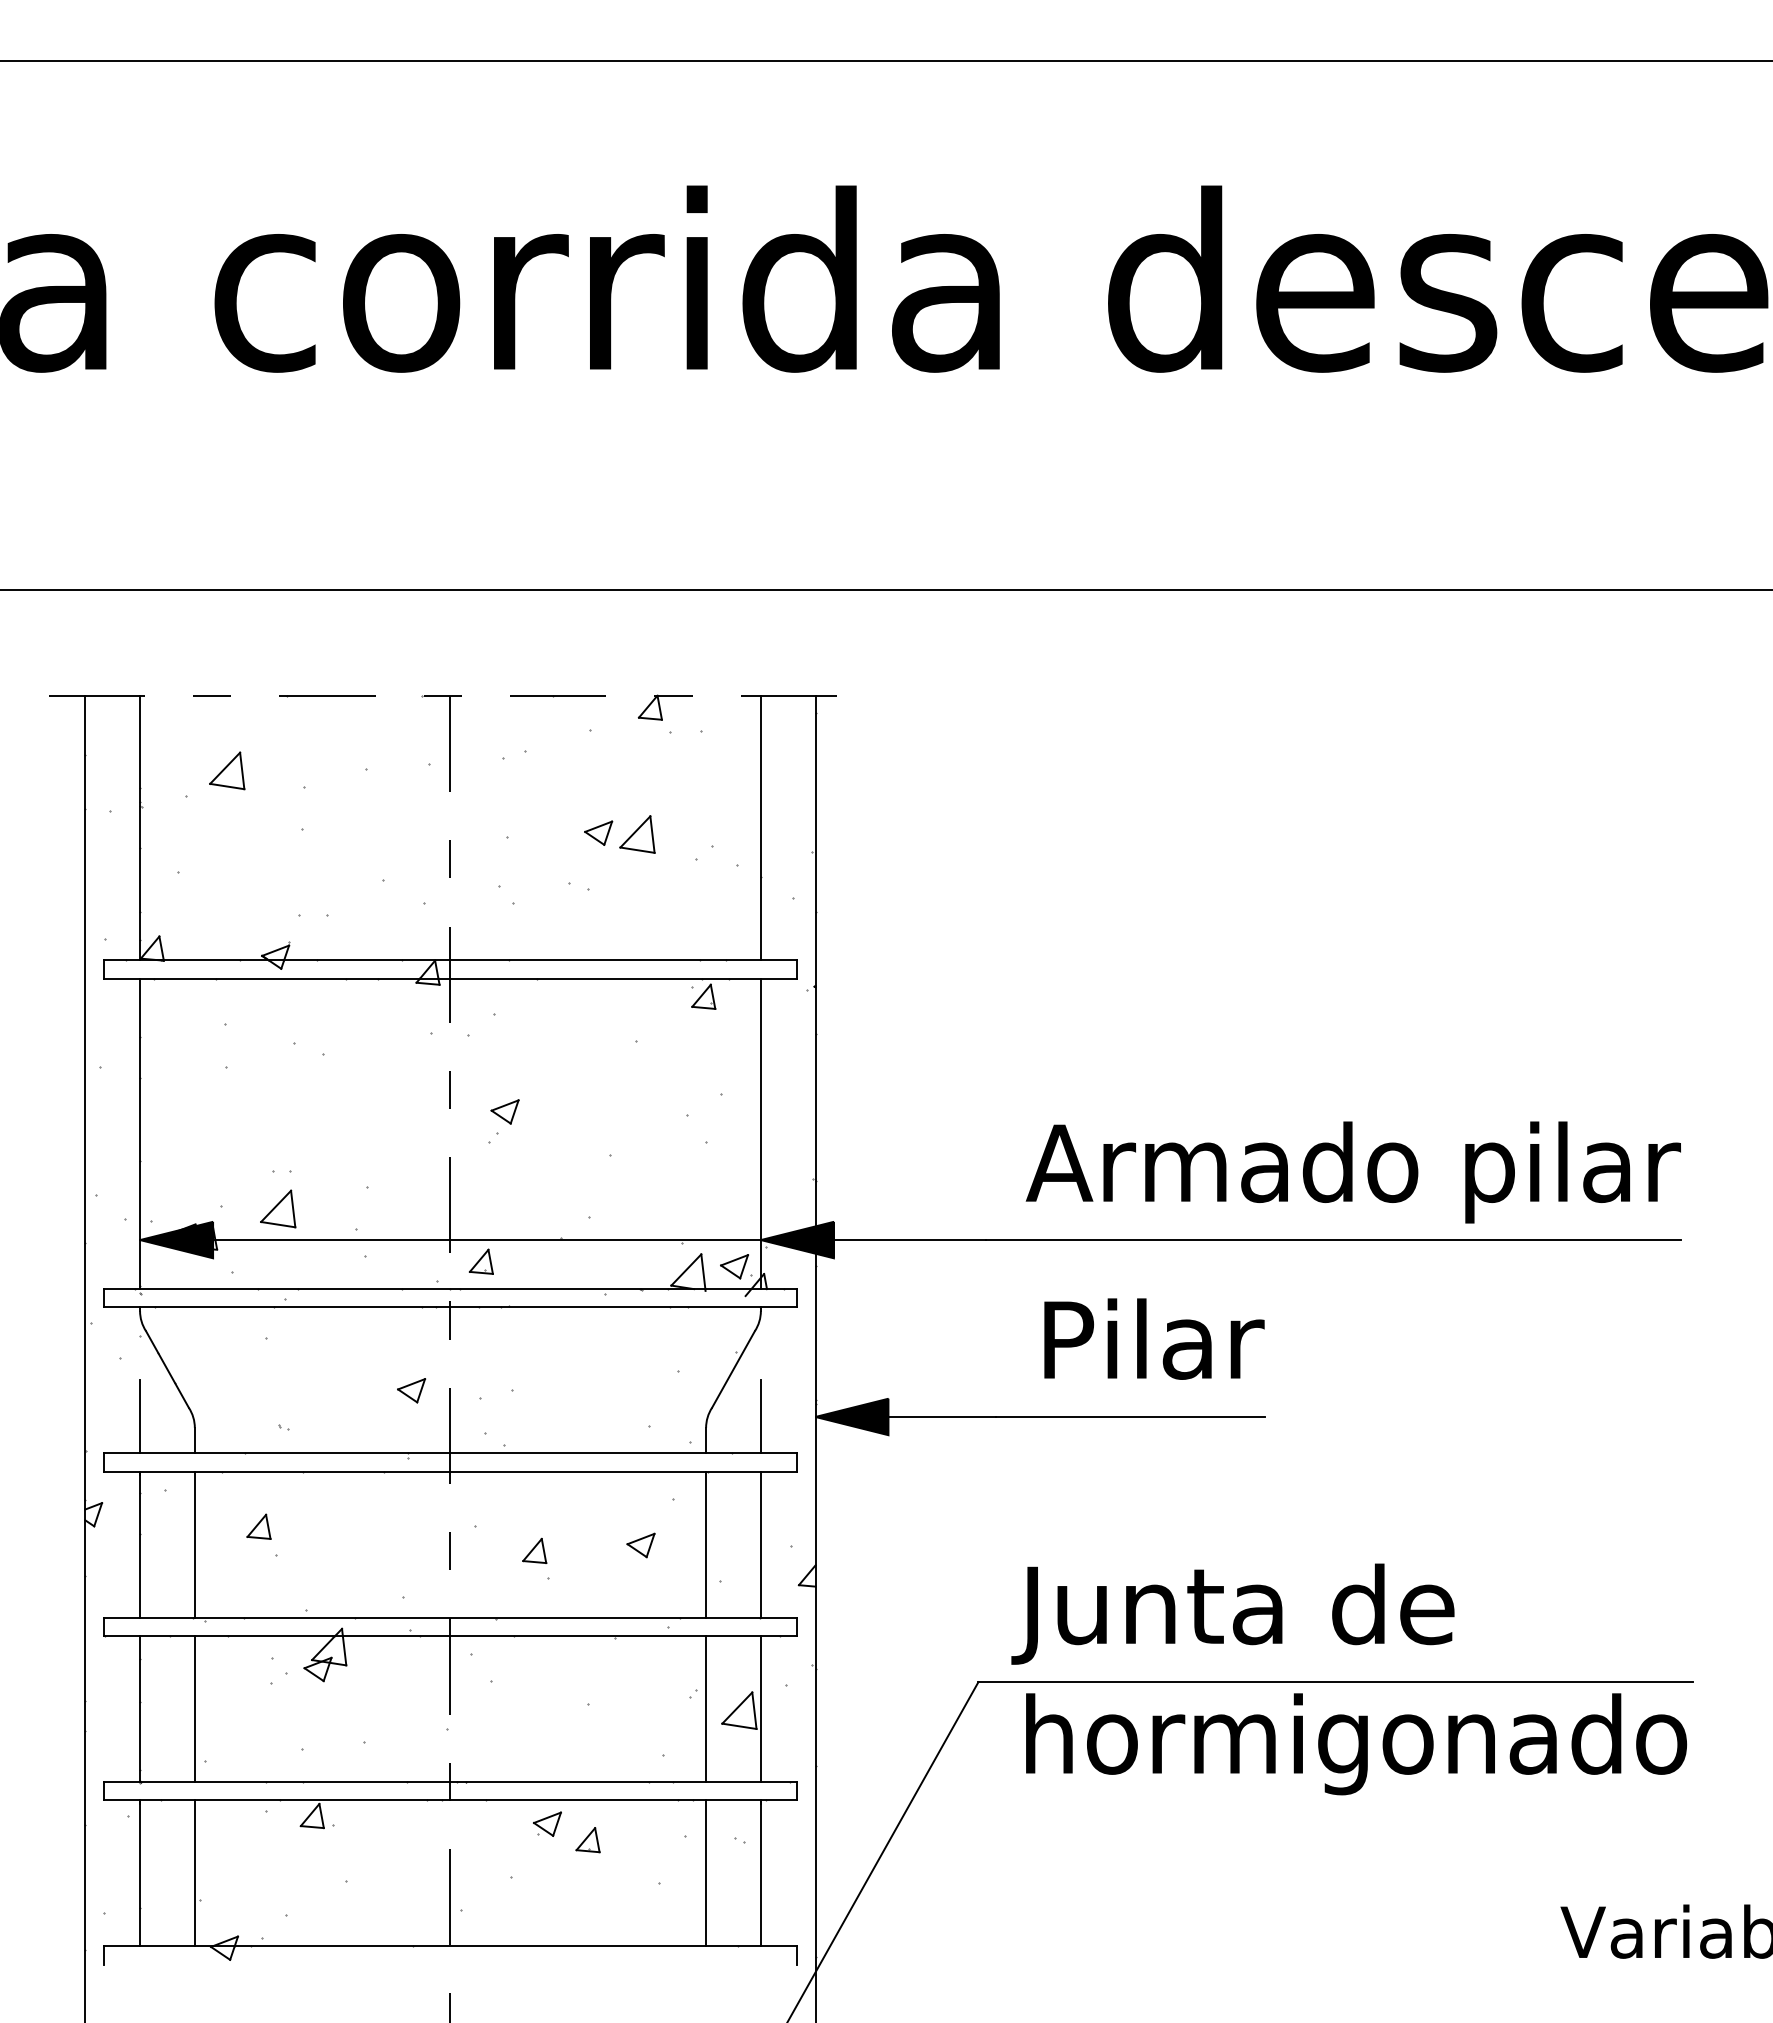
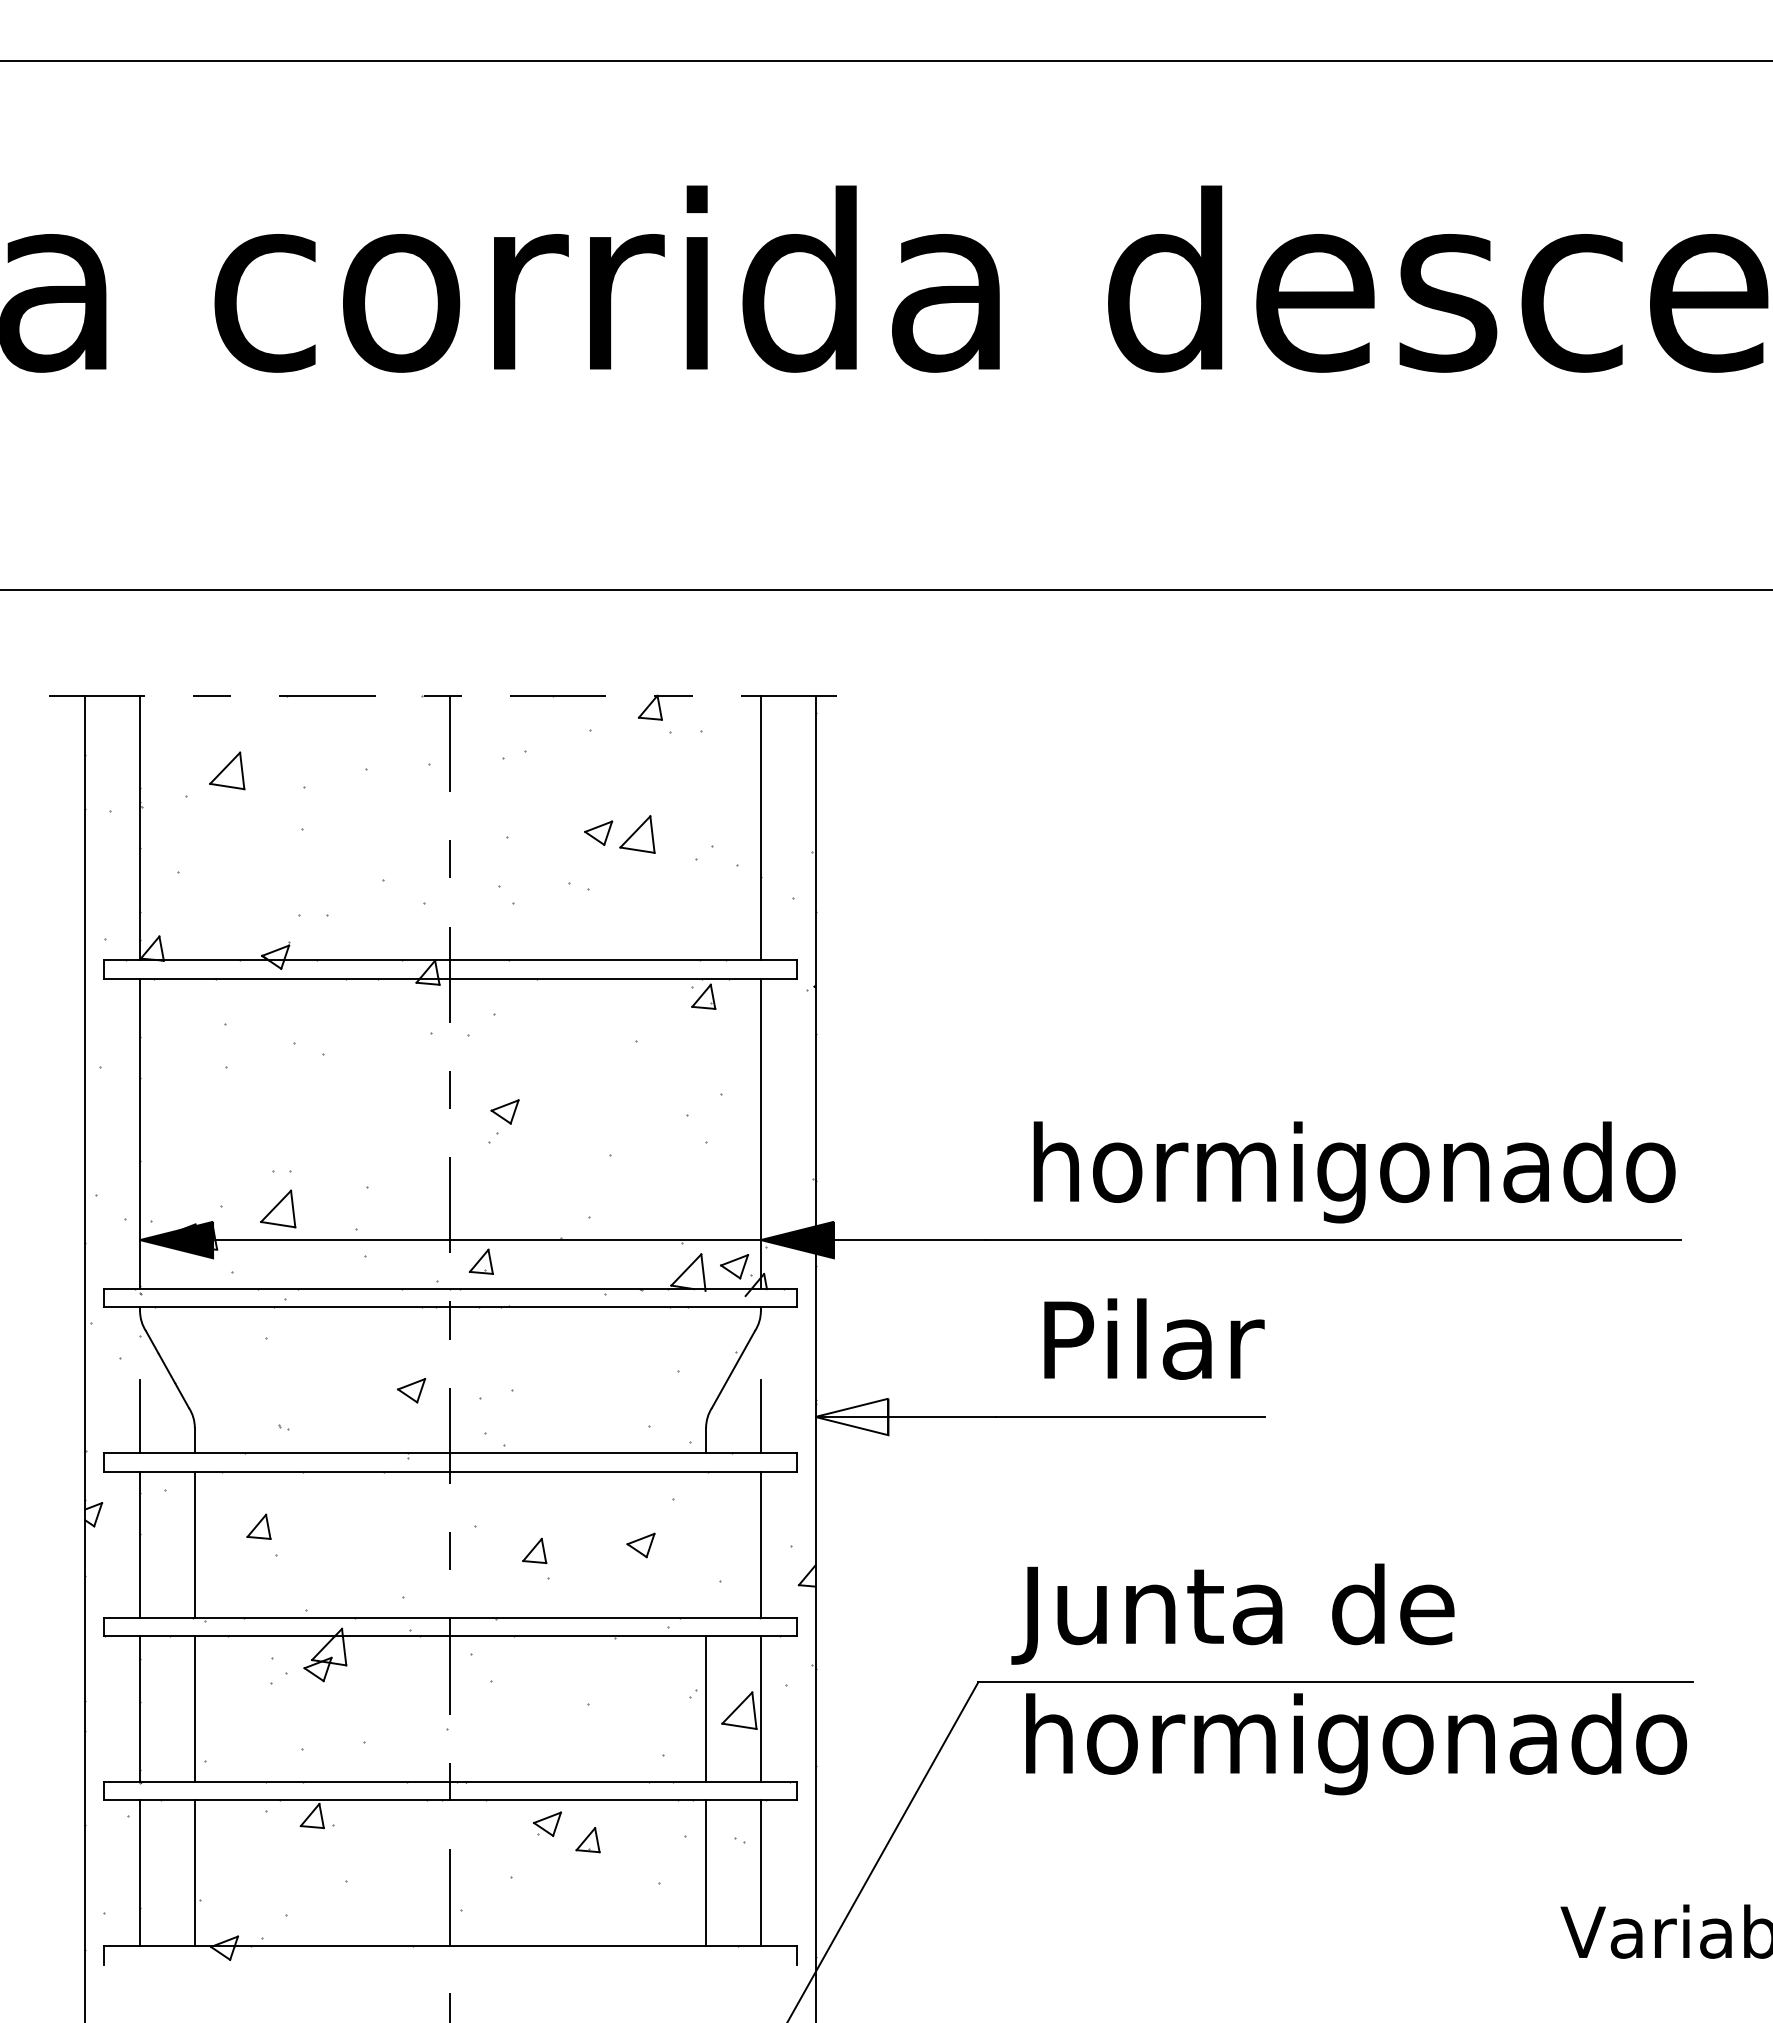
text: Armado pilar -> hormigonado (1352, 1172)
fill: present -> none (851, 1416)
line: present -> none (706, 1544)
